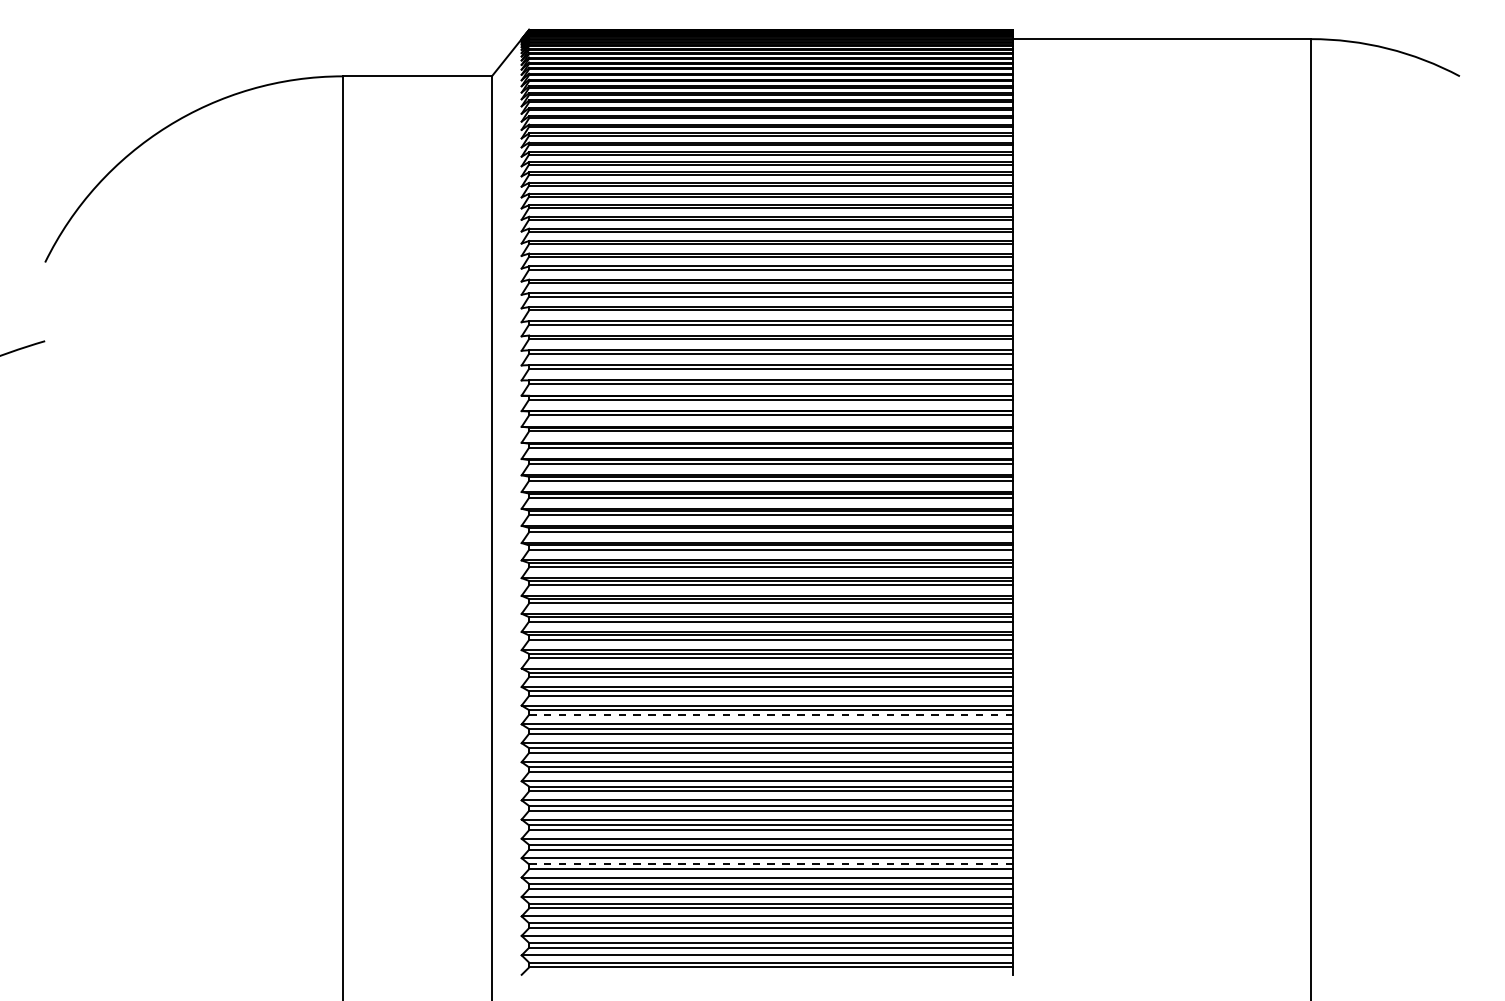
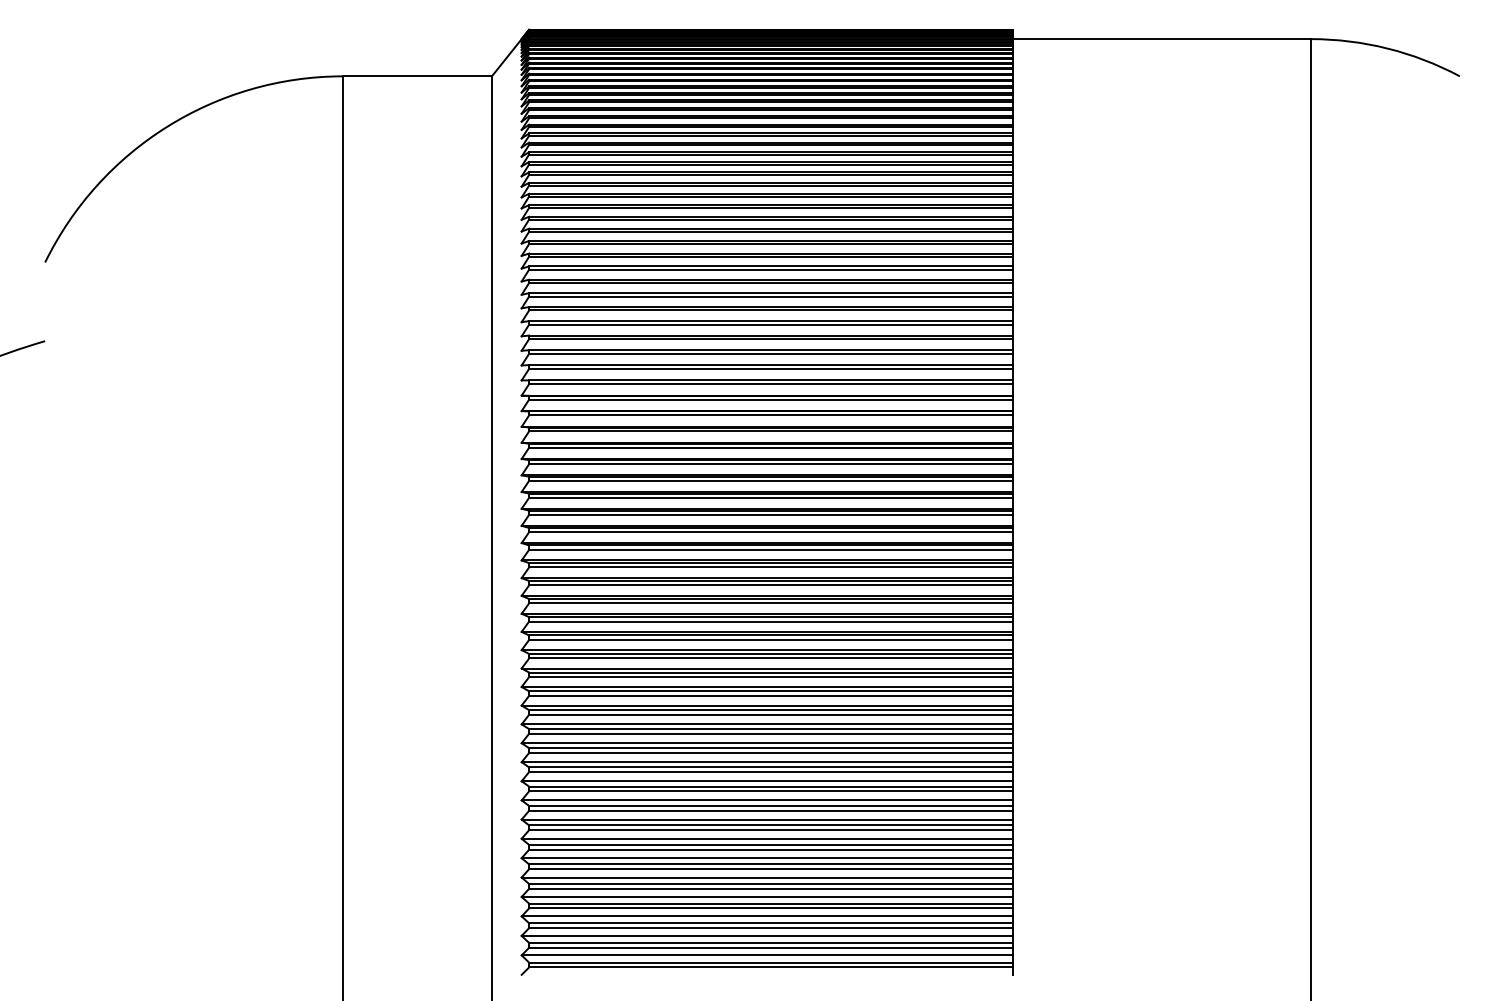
line: dashed -> solid (771, 714)
line: dashed -> solid (771, 864)
